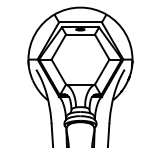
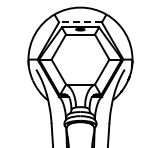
line: solid -> dashed (79, 22)
